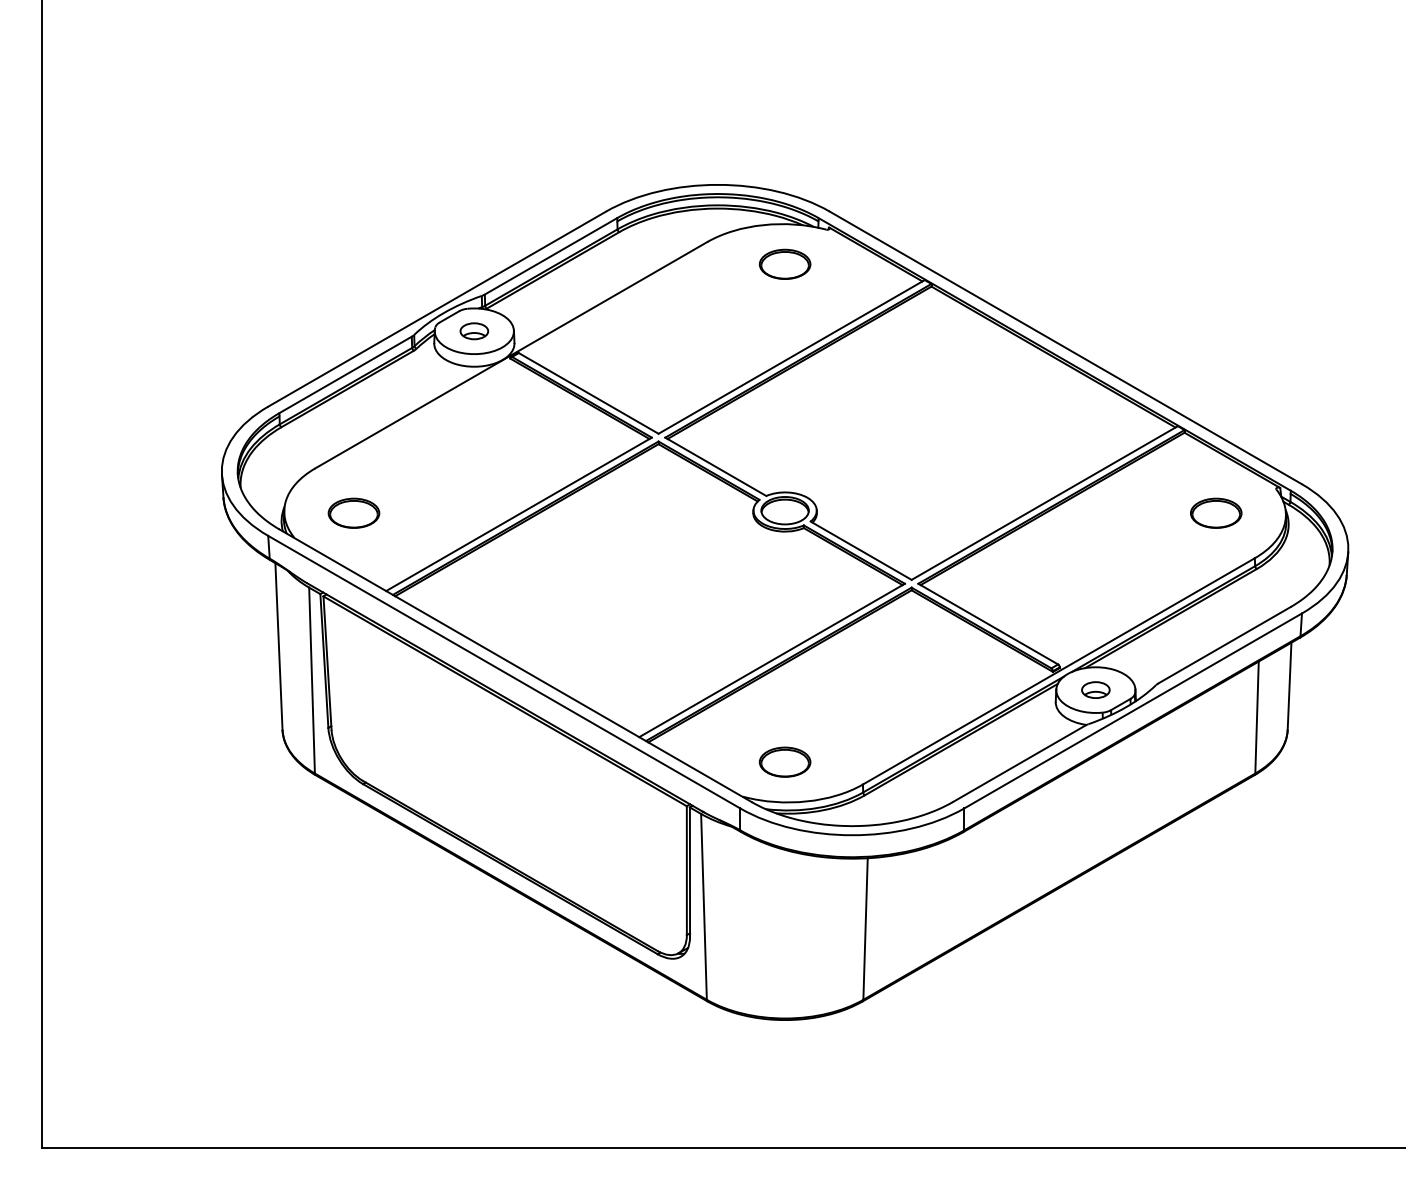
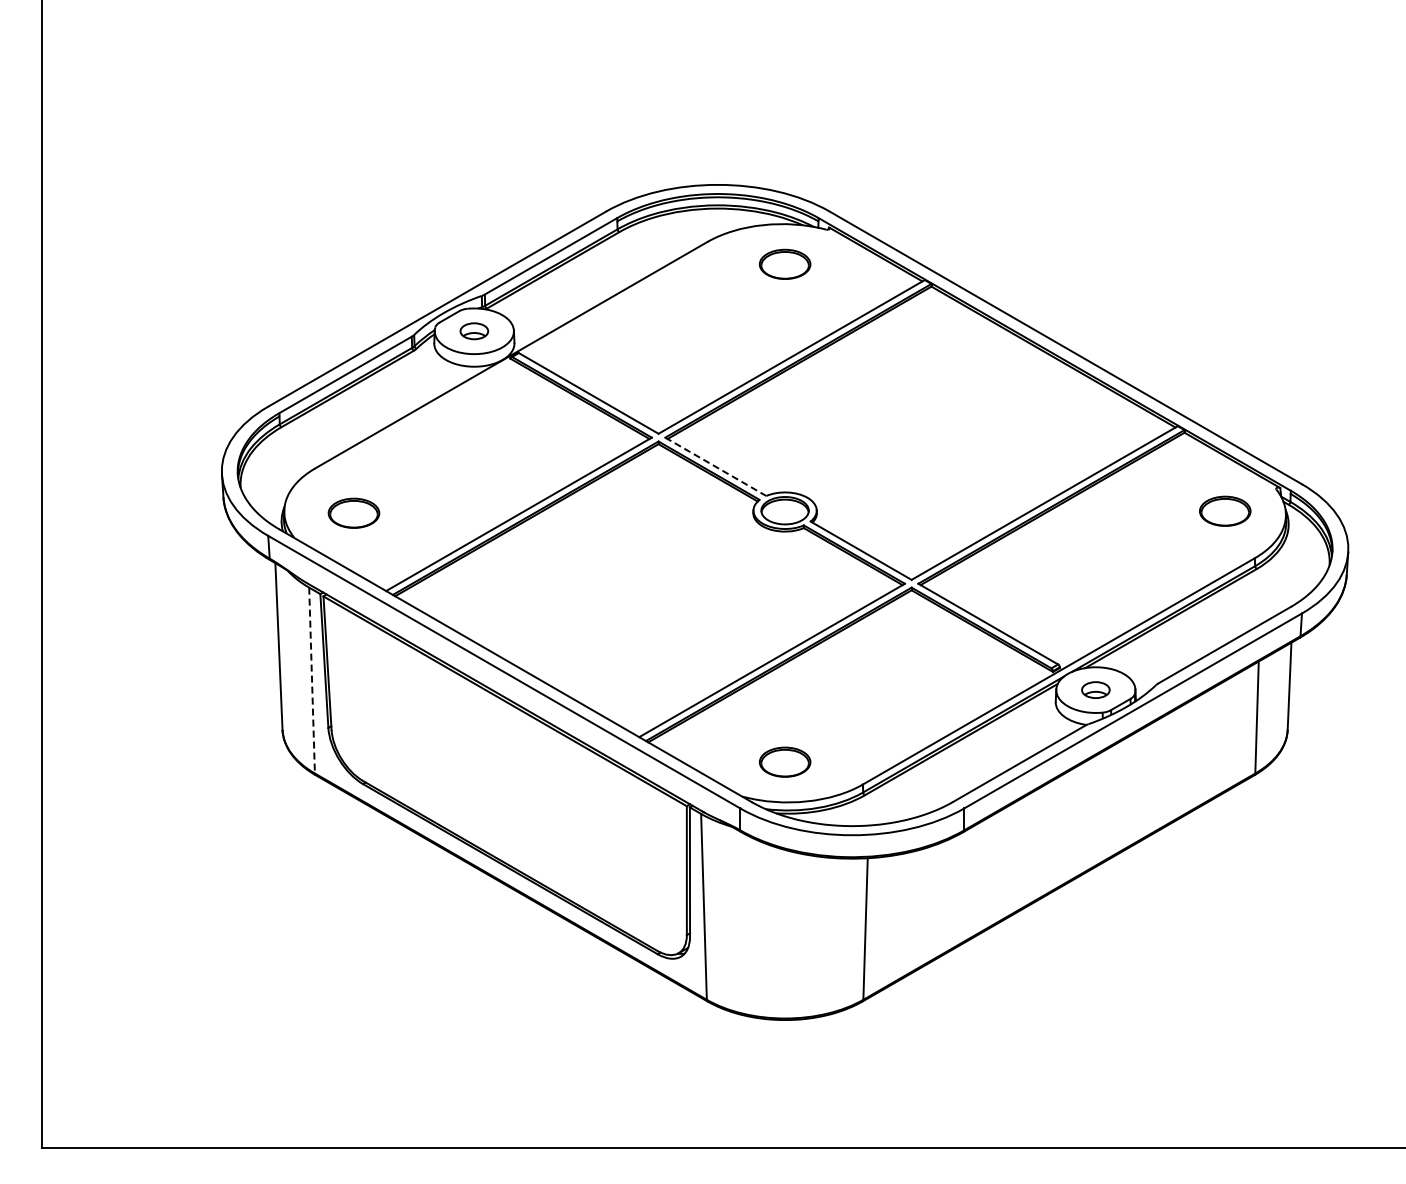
line: solid -> dashed (716, 467)
part position: (1216, 512) -> (1225, 510) (1225, 510)
line: solid -> dashed (312, 680)
